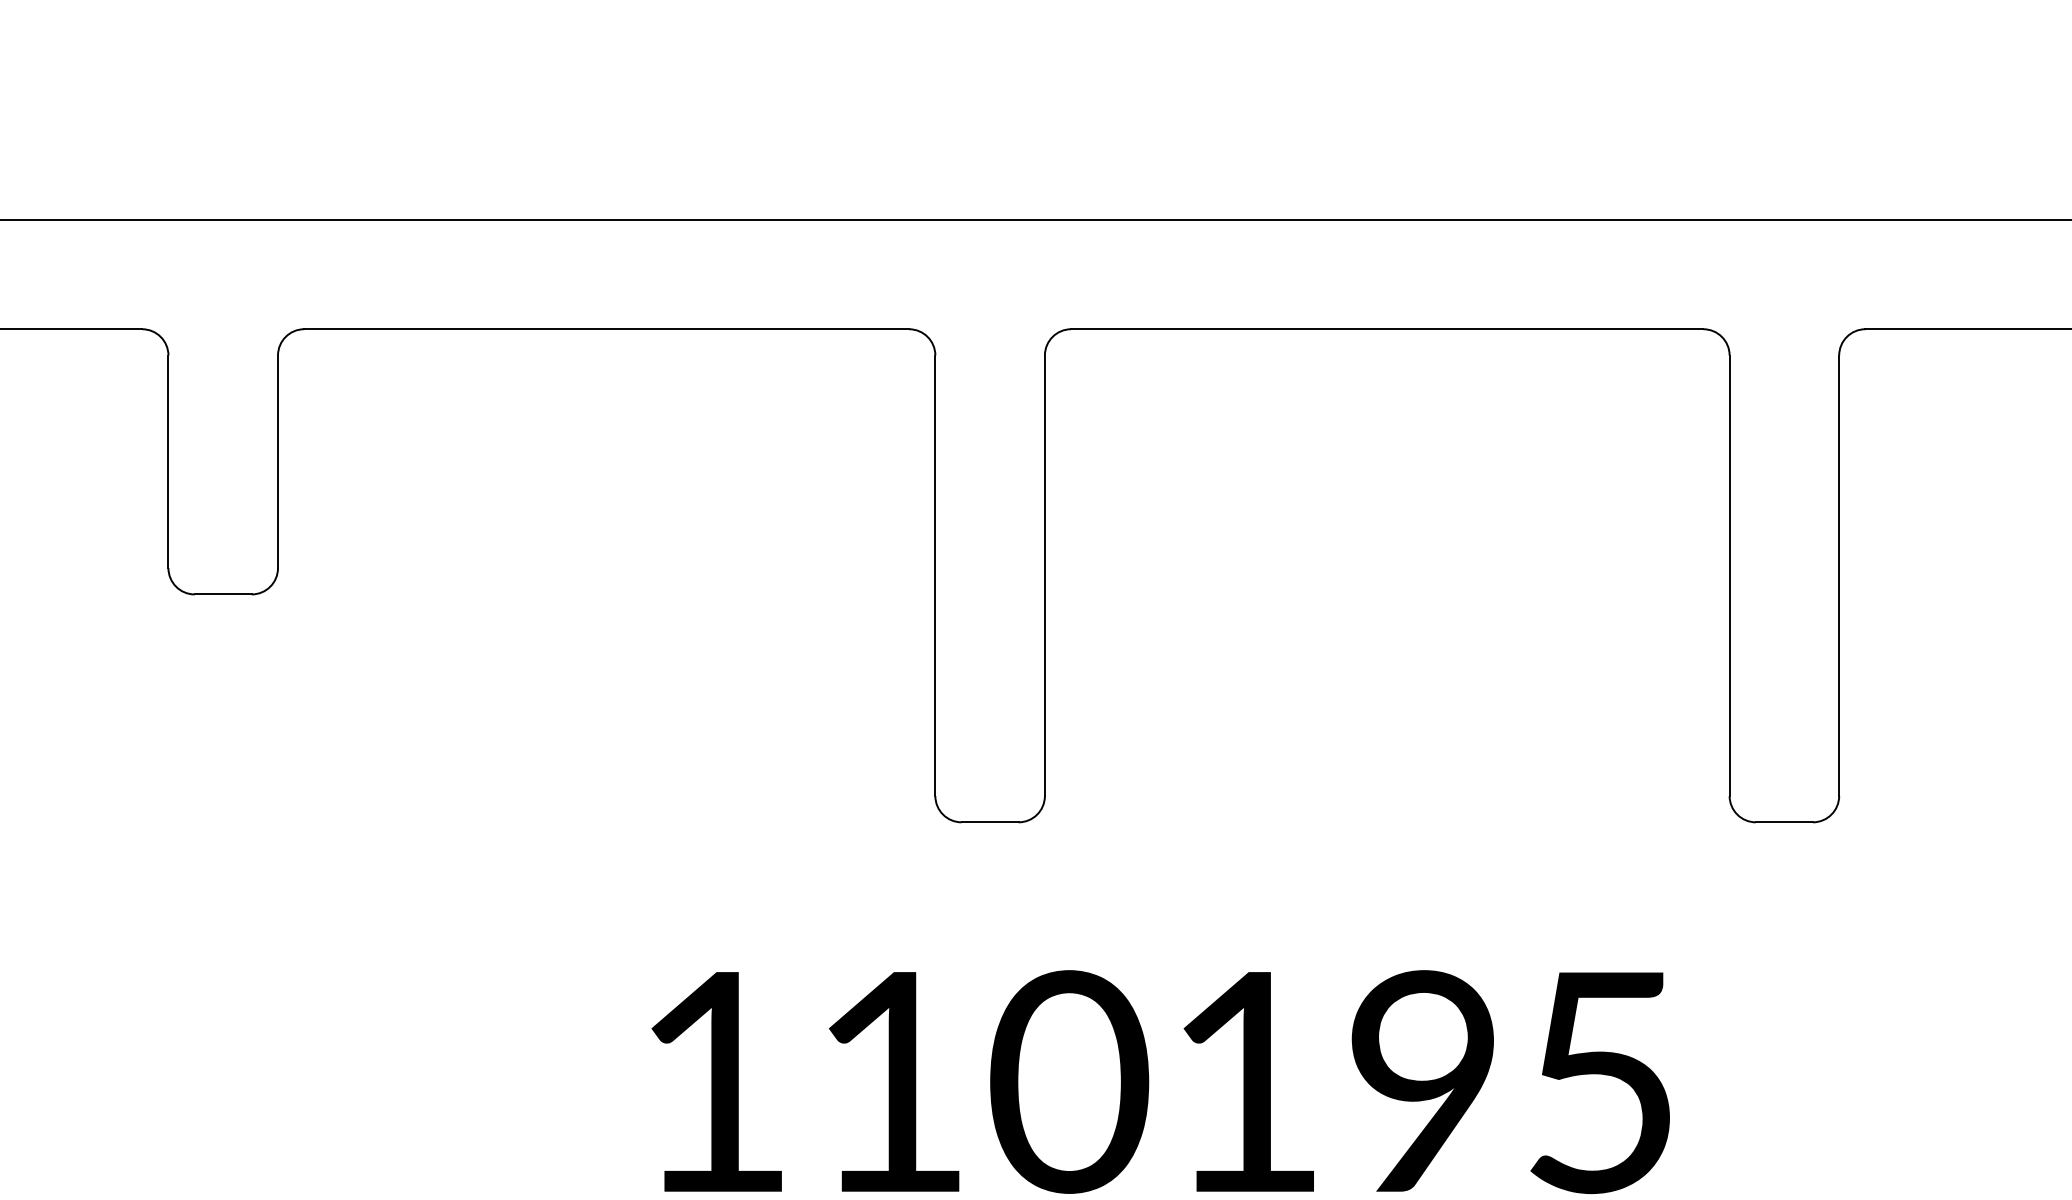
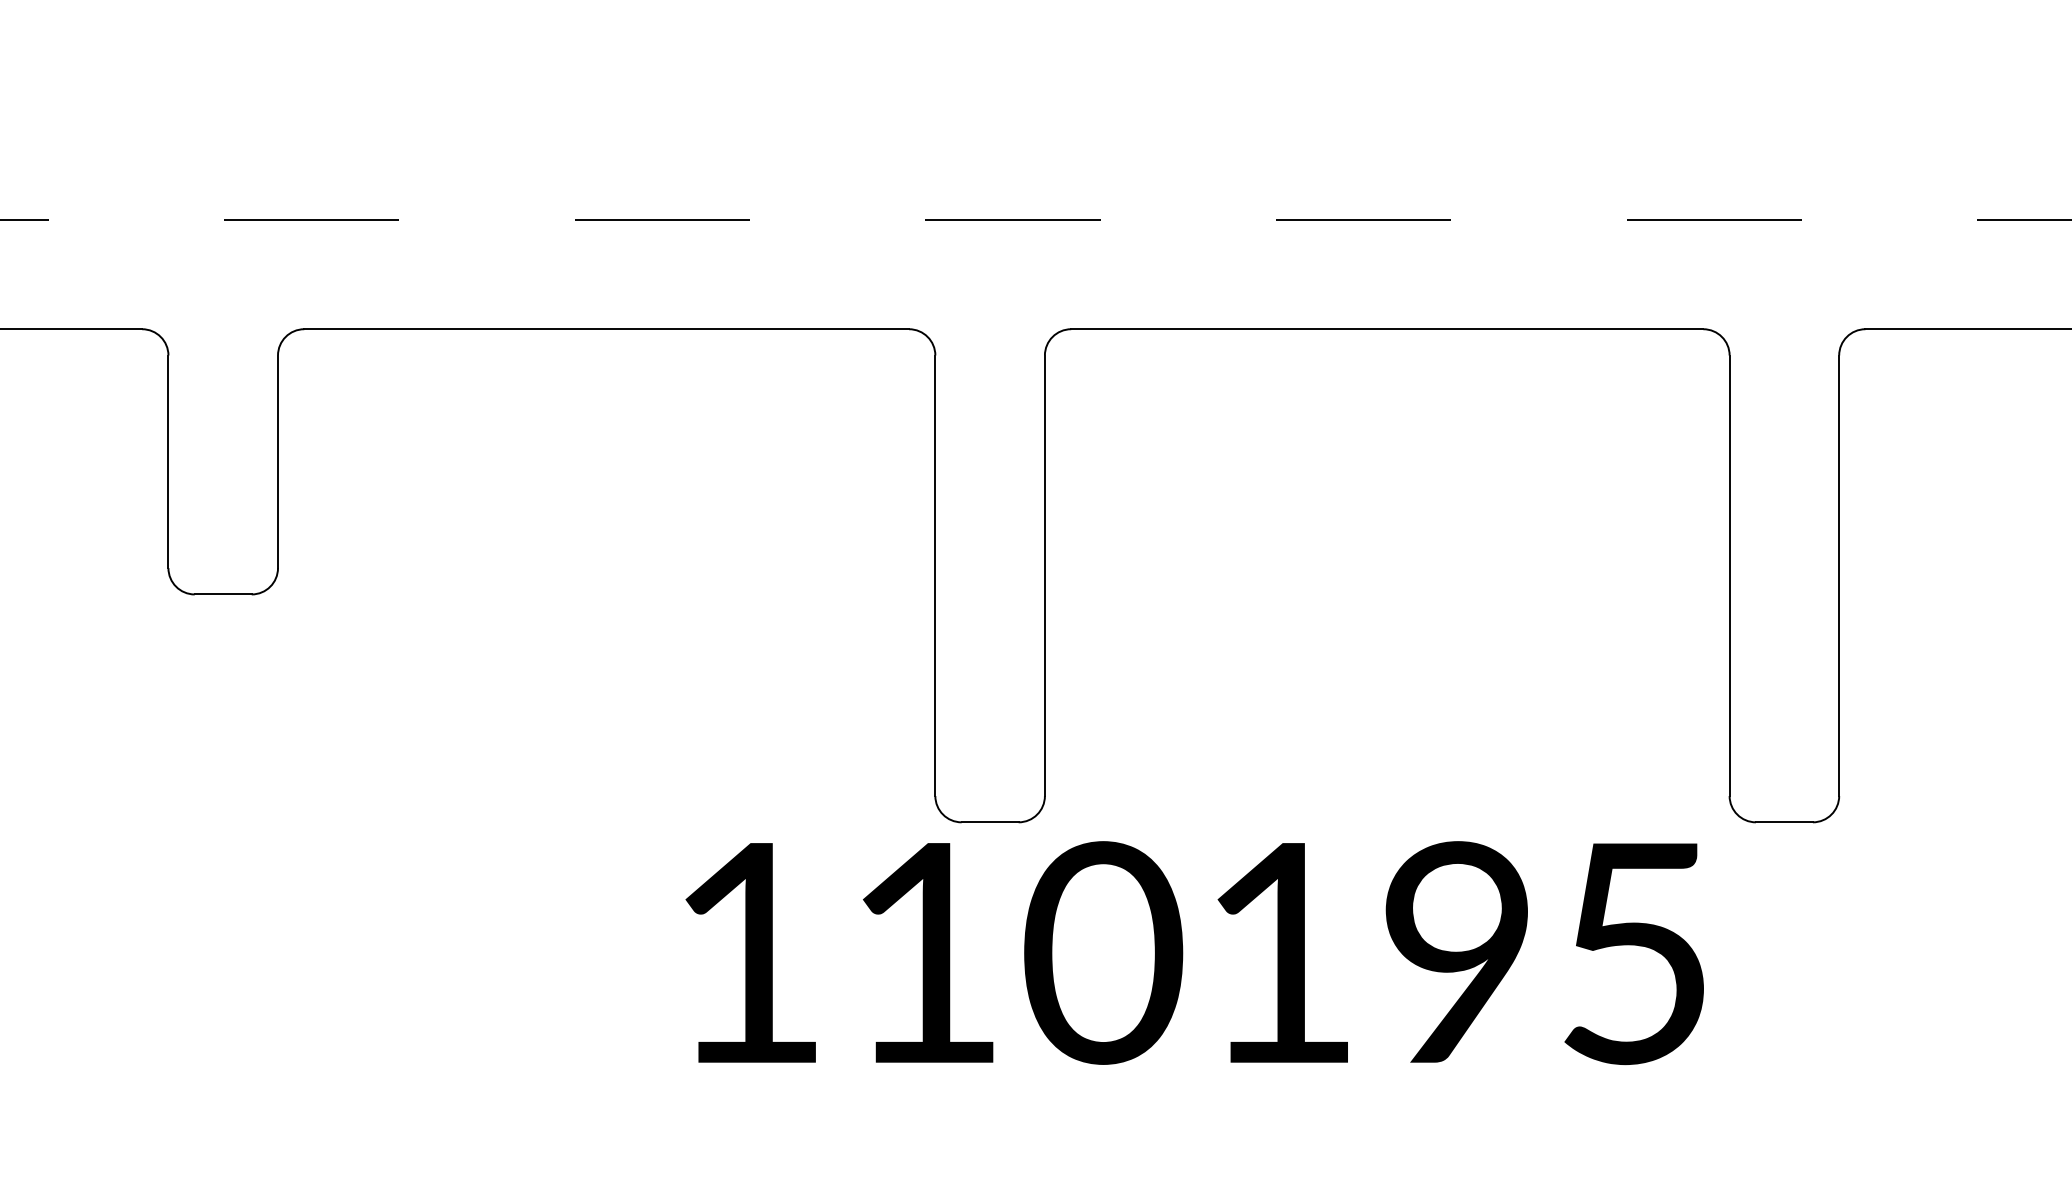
line: solid -> dashed (1035, 219)
text position: (1160, 1082) -> (1194, 953) (1194, 953)
